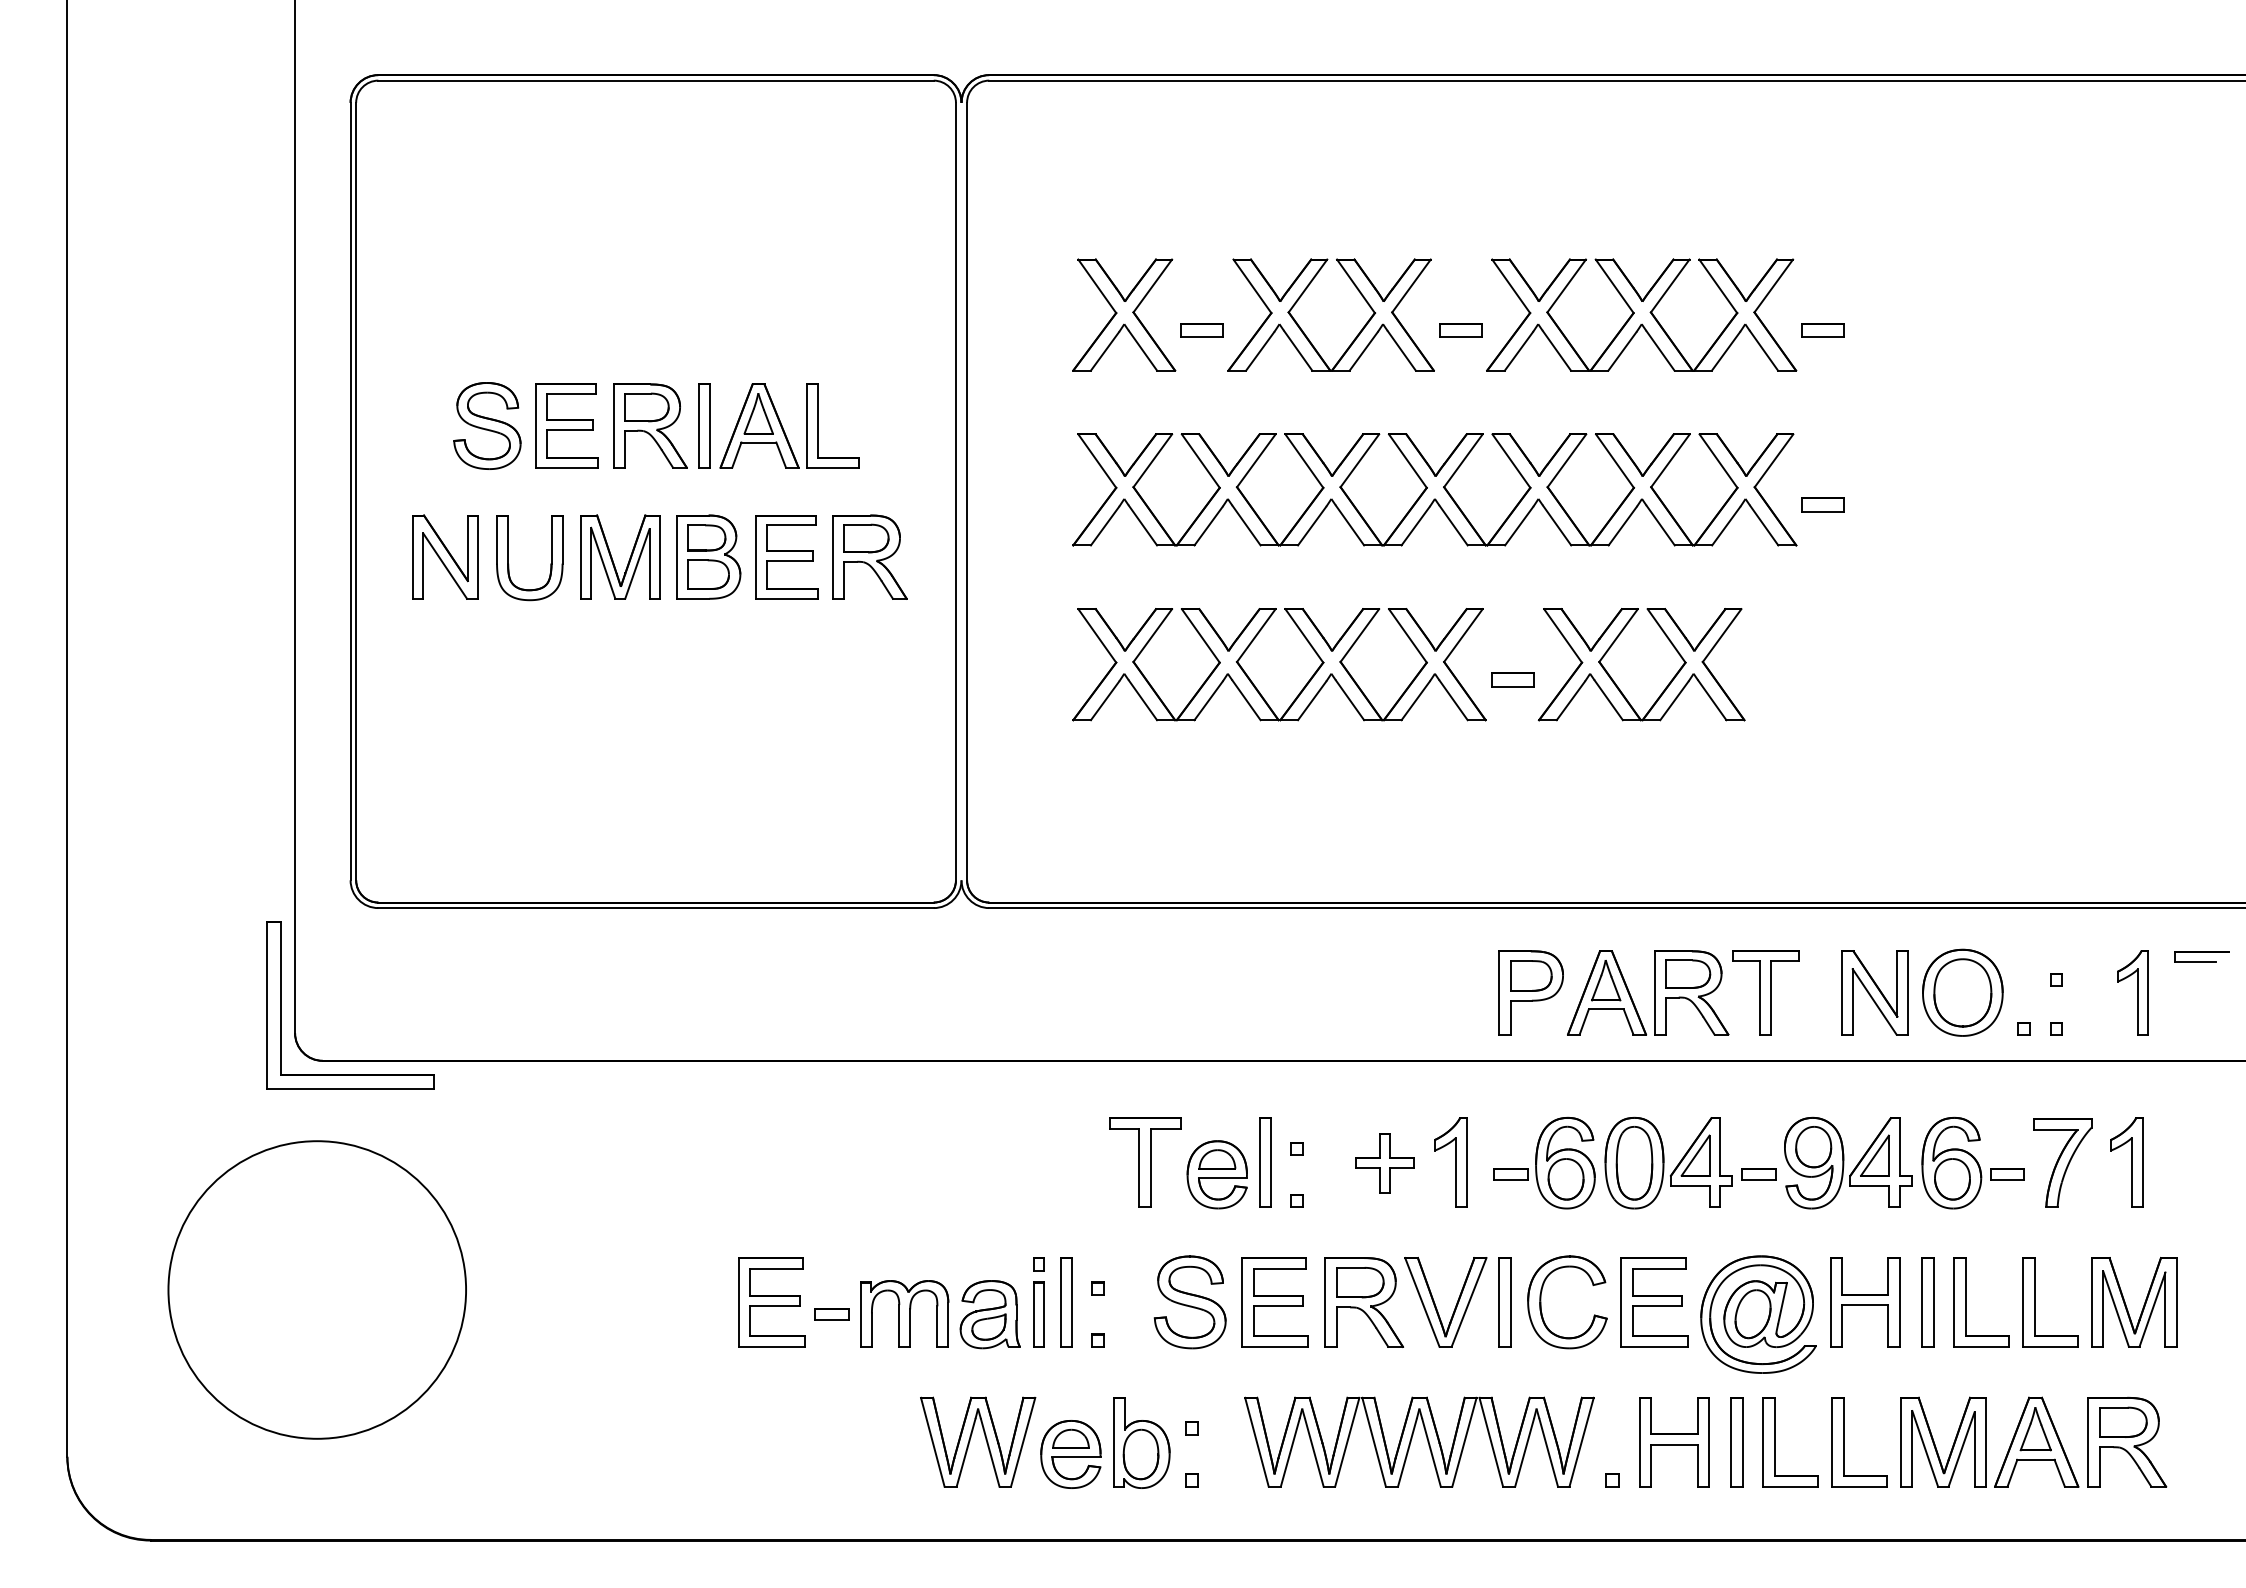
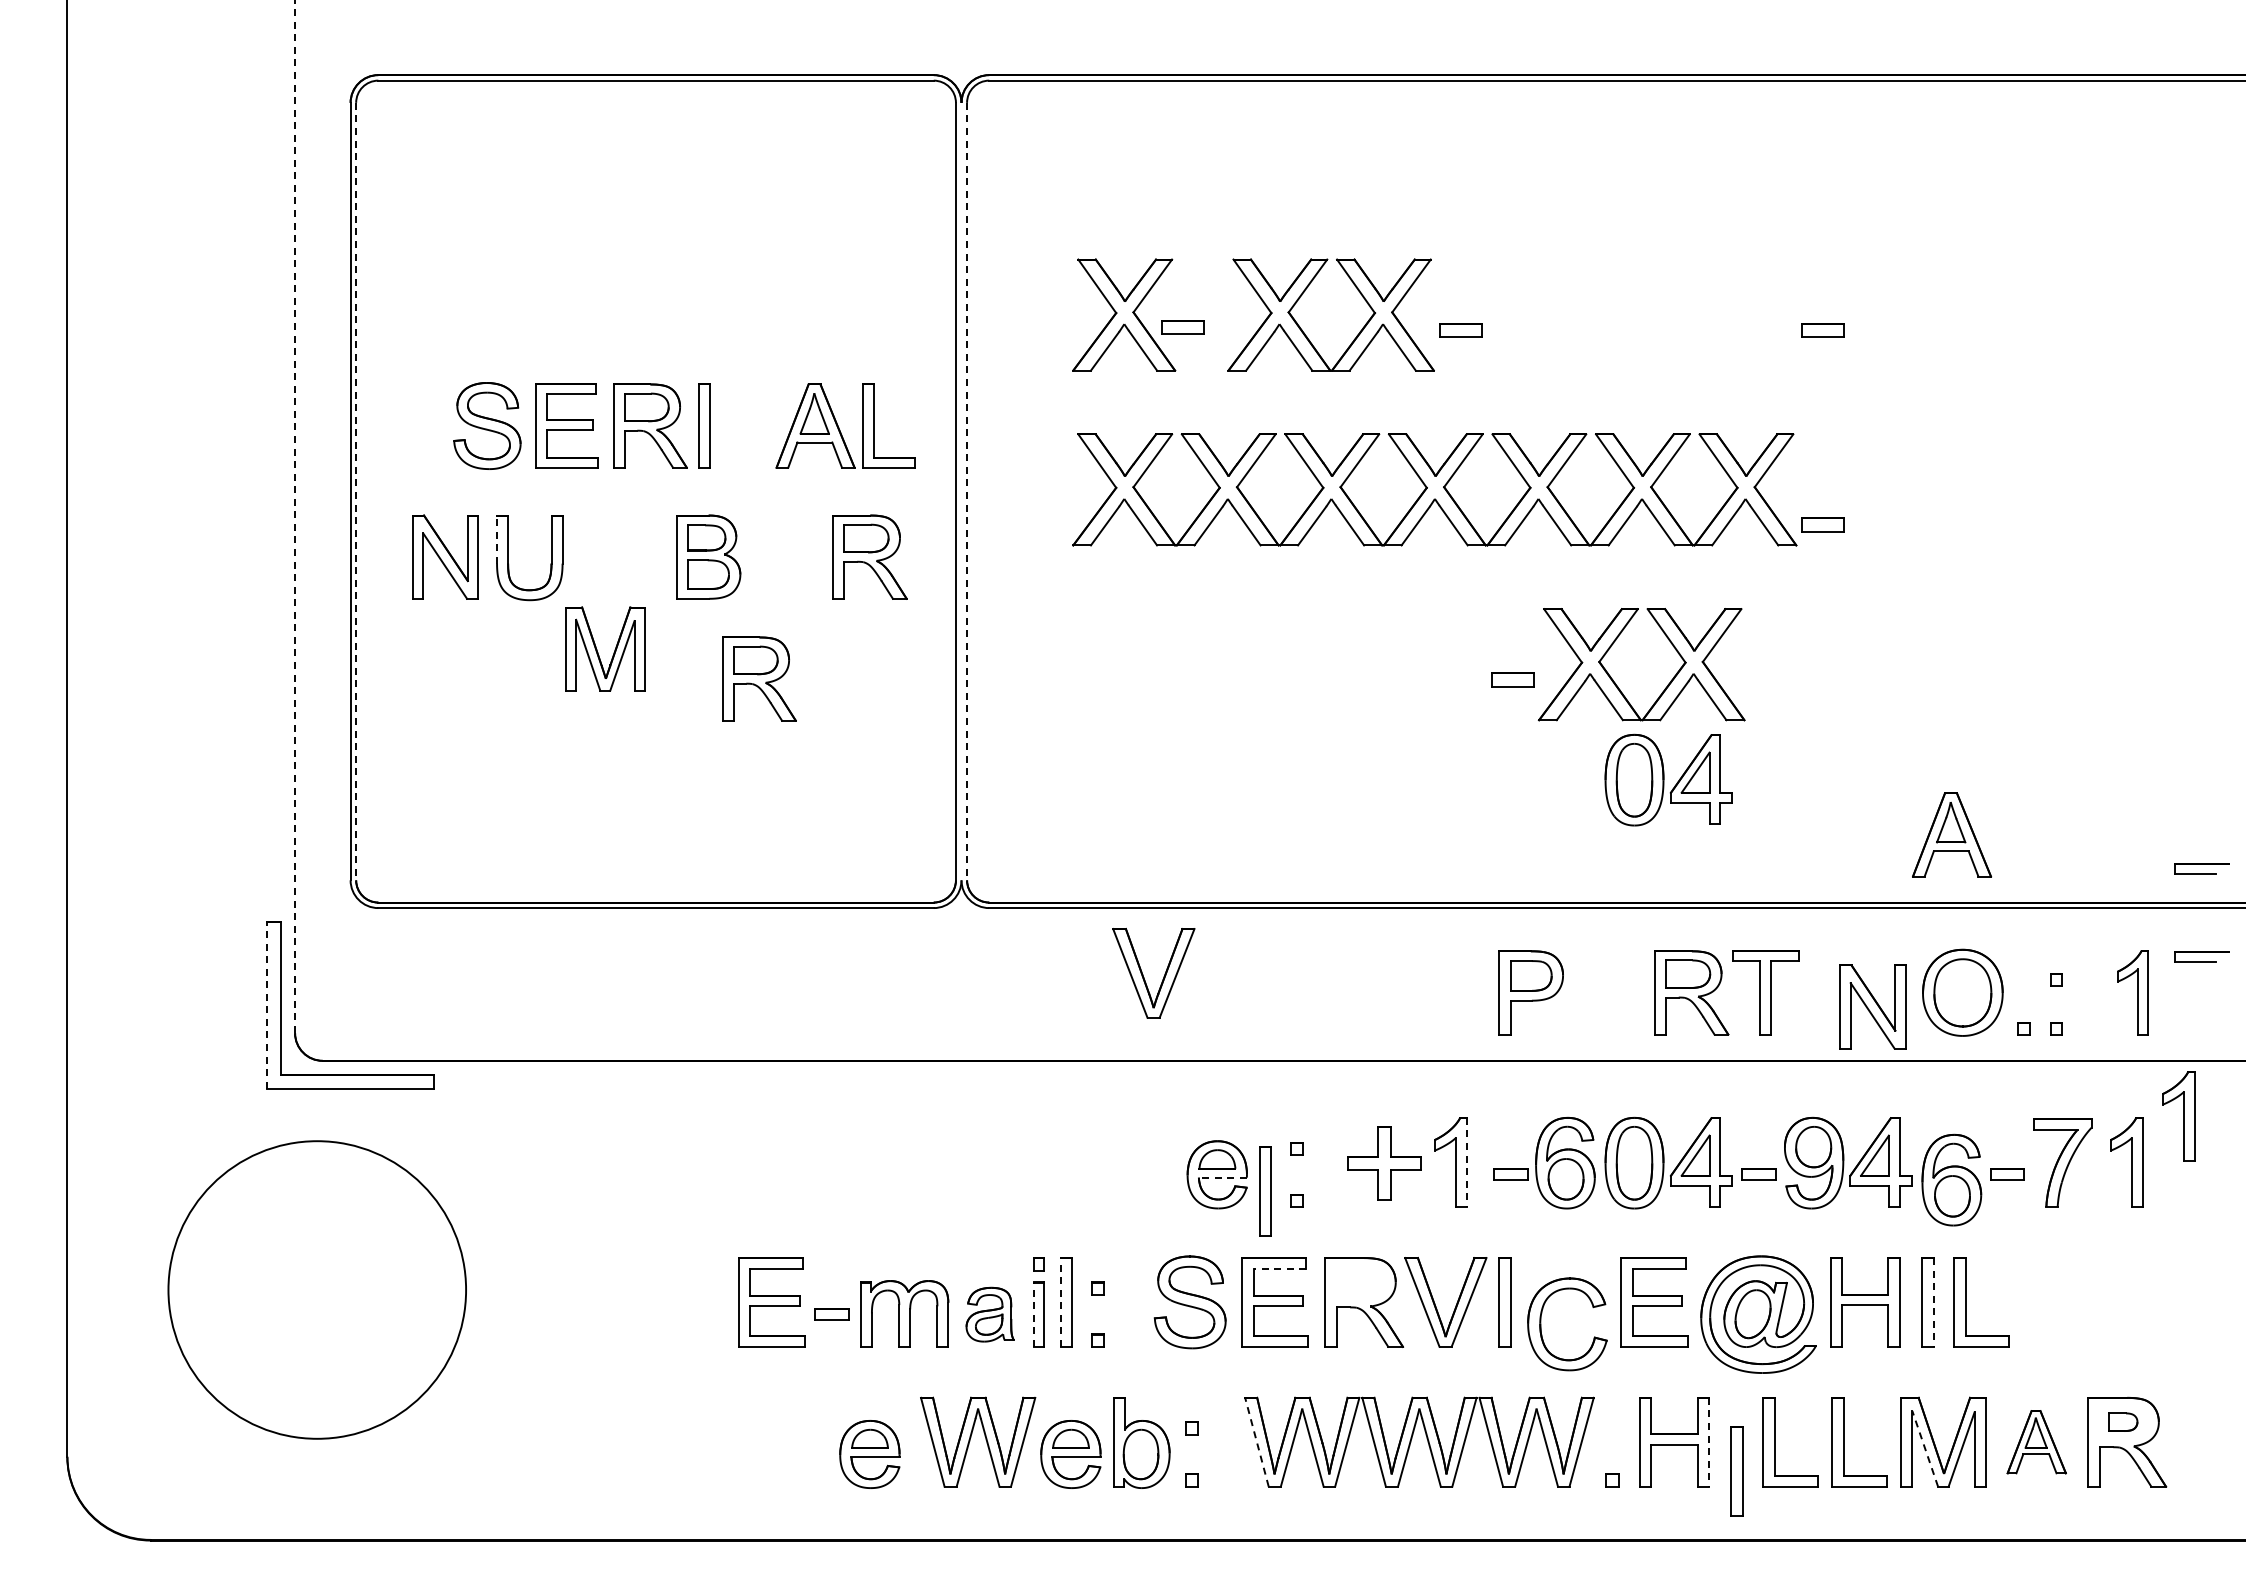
part: present -> none (1641, 314)
part position: (1201, 330) -> (1182, 327) (1182, 327)
part position: (783, 427) -> (839, 427) (839, 427)
line: solid -> dashed (356, 491)
line: solid -> dashed (967, 491)
part position: (1822, 504) -> (1822, 524) (1822, 524)
line: solid -> dashed (295, 516)
line: solid -> dashed (497, 539)
part position: (612, 557) -> (597, 649) (597, 649)
part: present -> none (786, 557)
part: none -> present (759, 678)
part: present -> none (1255, 685)
part: none -> present (1668, 779)
part: none -> present (2201, 868)
part: none -> present (1144, 977)
part position: (1606, 992) -> (1951, 834) (1951, 834)
part position: (1874, 992) -> (1872, 1006) (1872, 1006)
line: solid -> dashed (267, 1004)
part: none -> present (2178, 1116)
part: present -> none (1145, 1162)
part position: (1265, 1162) -> (1265, 1191) (1265, 1191)
line: solid -> dashed (1467, 1162)
part position: (1951, 1162) -> (1951, 1179) (1951, 1179)
part size: 60x61 px -> 75x75 px (1384, 1163)
line: solid -> dashed (1222, 1177)
line: solid -> dashed (1279, 1268)
part: present -> none (1360, 1282)
line: solid -> dashed (1060, 1301)
part position: (1541, 1302) -> (1541, 1324) (1541, 1324)
line: solid -> dashed (1933, 1302)
part: present -> none (2035, 1302)
part: present -> none (2126, 1304)
part size: 62x70 px -> 50x57 px (989, 1314)
line: solid -> dashed (1033, 1314)
part size: 49x32 px -> 31x20 px (2123, 1421)
part size: 86x92 px -> 61x65 px (2036, 1442)
line: solid -> dashed (1256, 1442)
line: solid -> dashed (1709, 1442)
part position: (1736, 1442) -> (1736, 1471) (1736, 1471)
line: solid -> dashed (1925, 1448)
part: none -> present (869, 1454)
